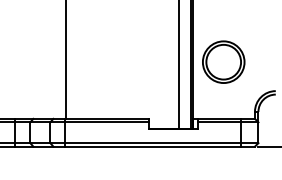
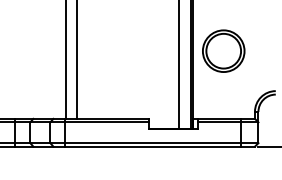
line: none -> present (77, 60)
part position: (223, 61) -> (223, 50) (223, 50)
